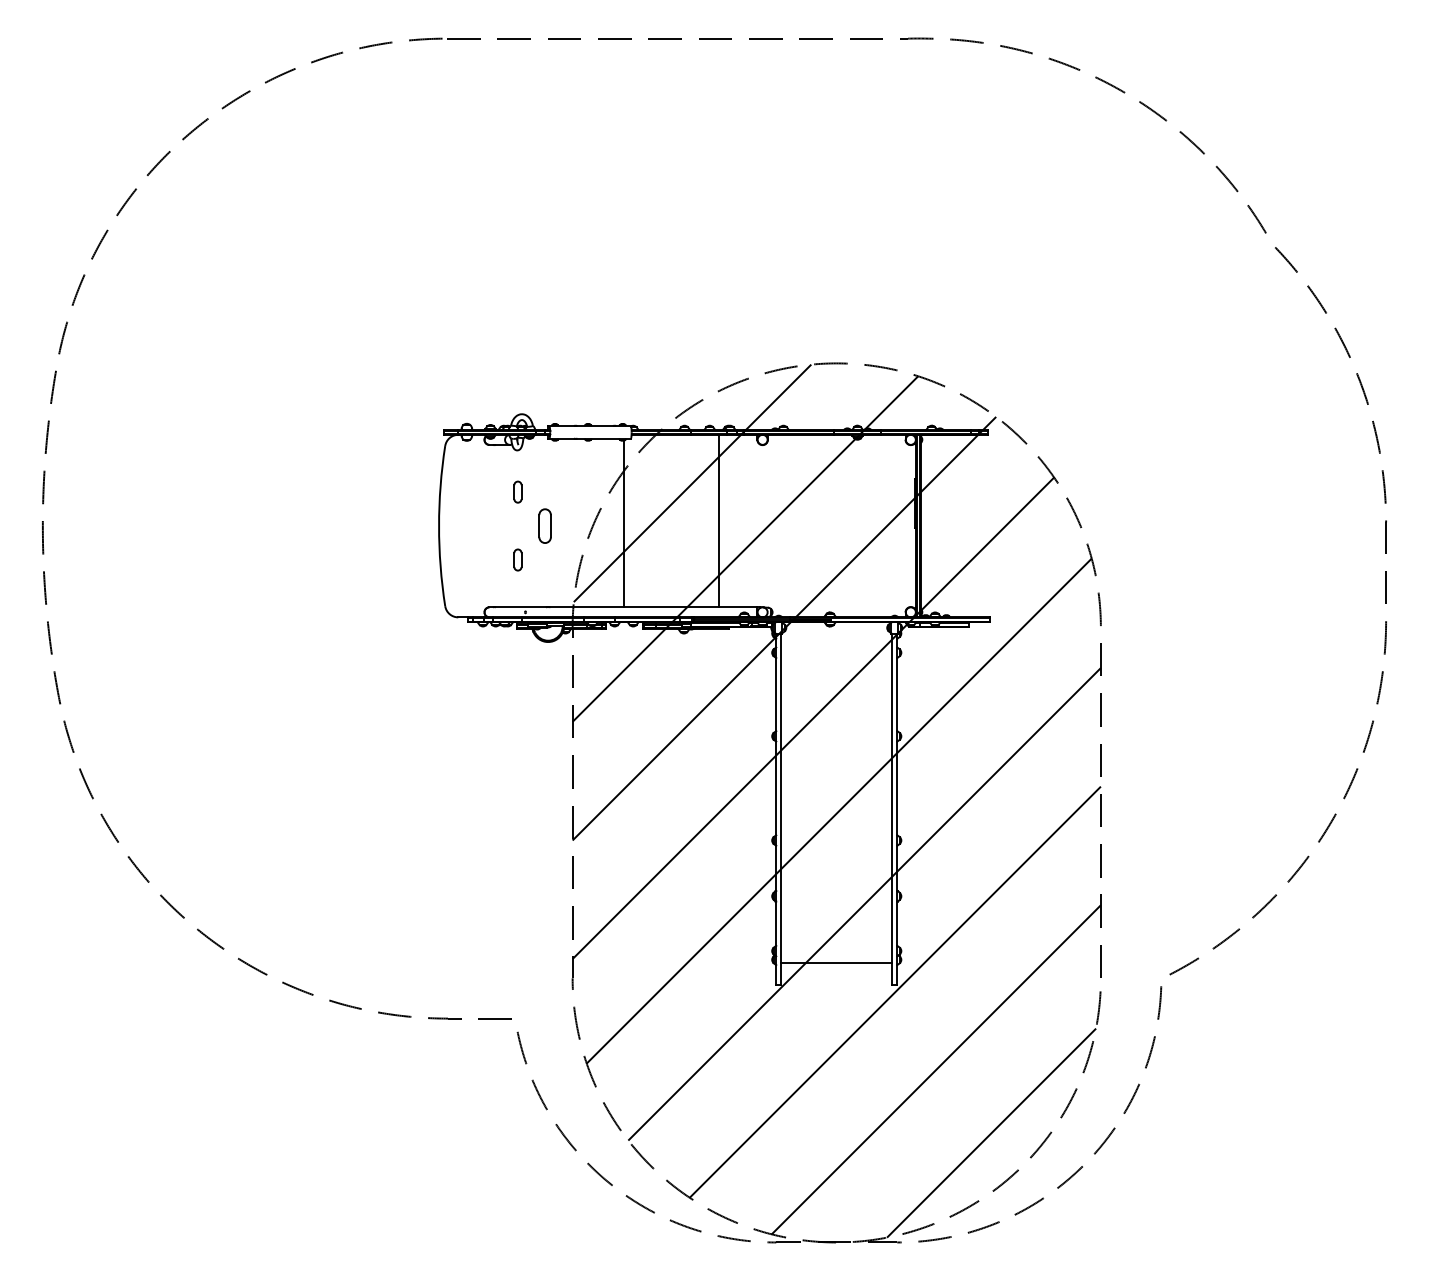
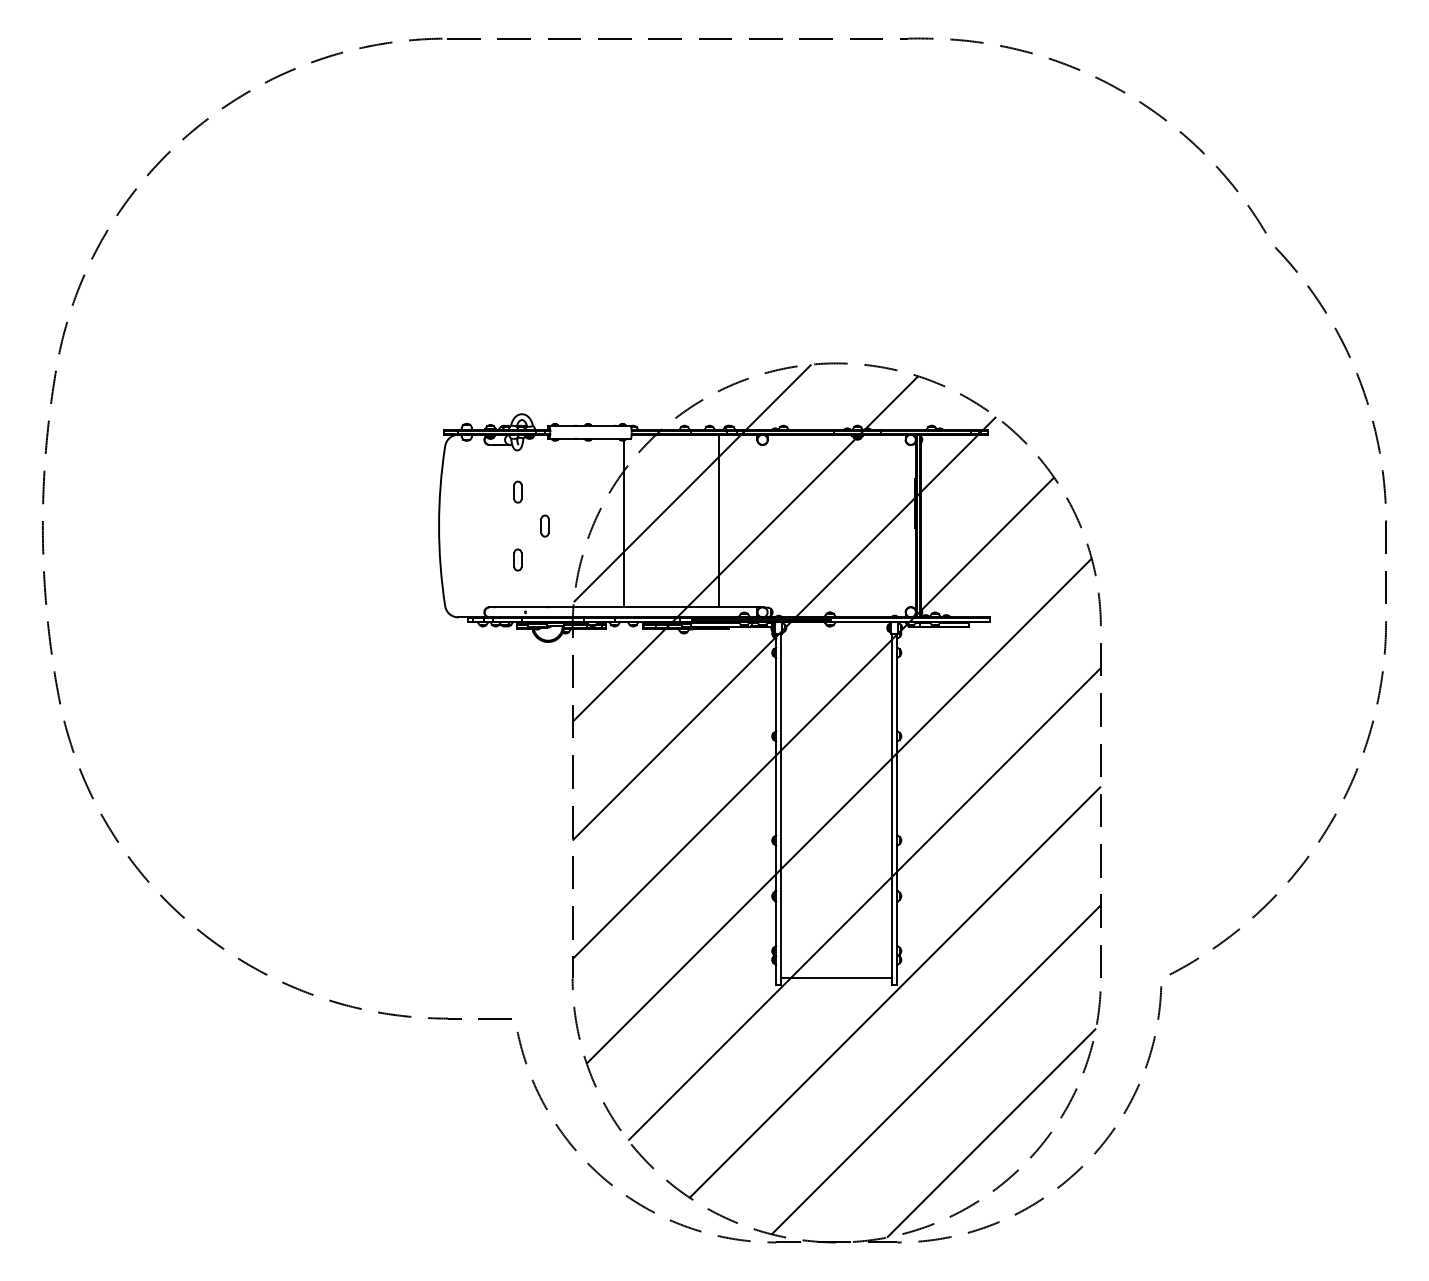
part size: 14x36 px -> 10x24 px (544, 525)
line position: (836, 963) -> (836, 978) (836, 978)
